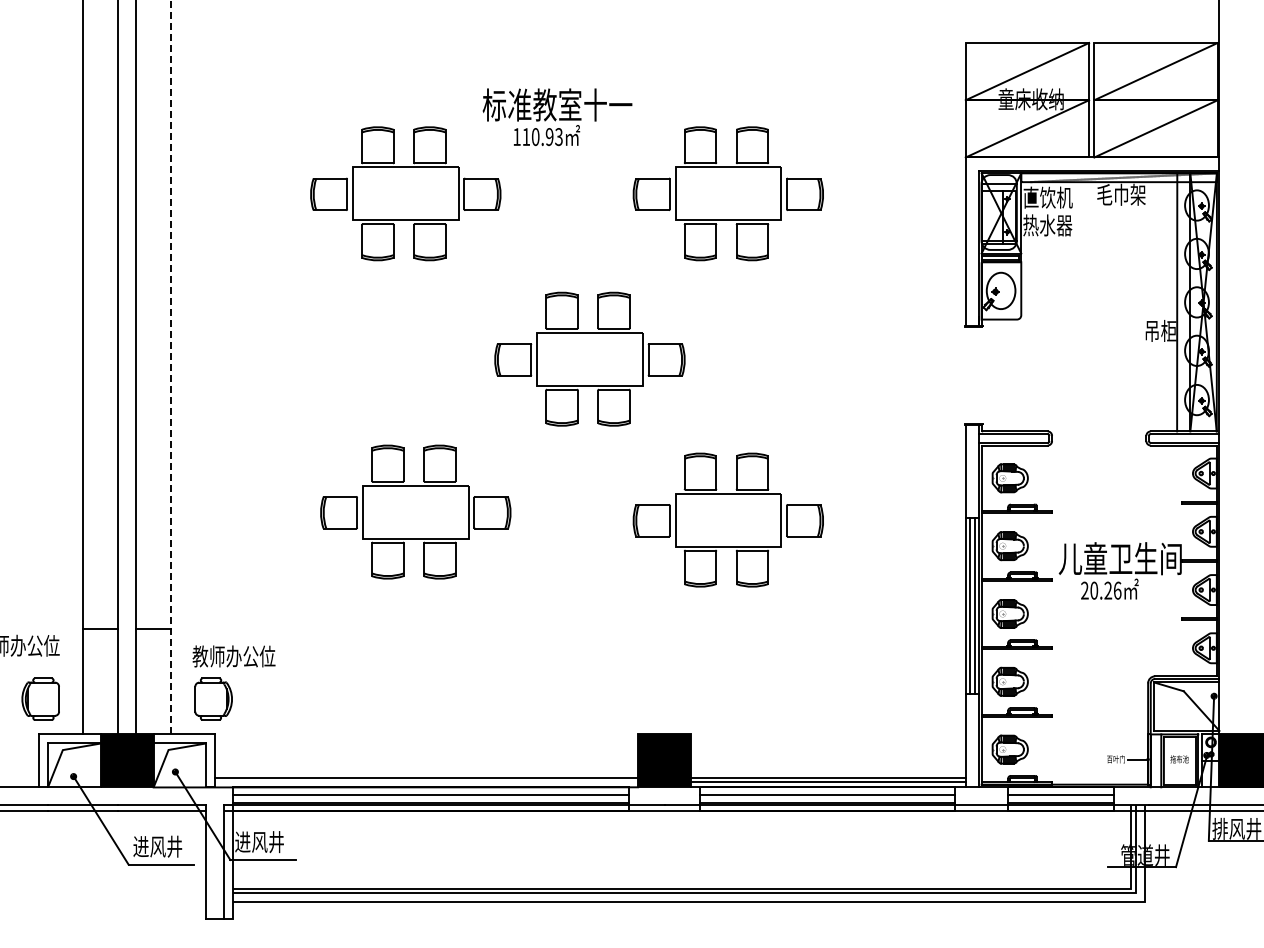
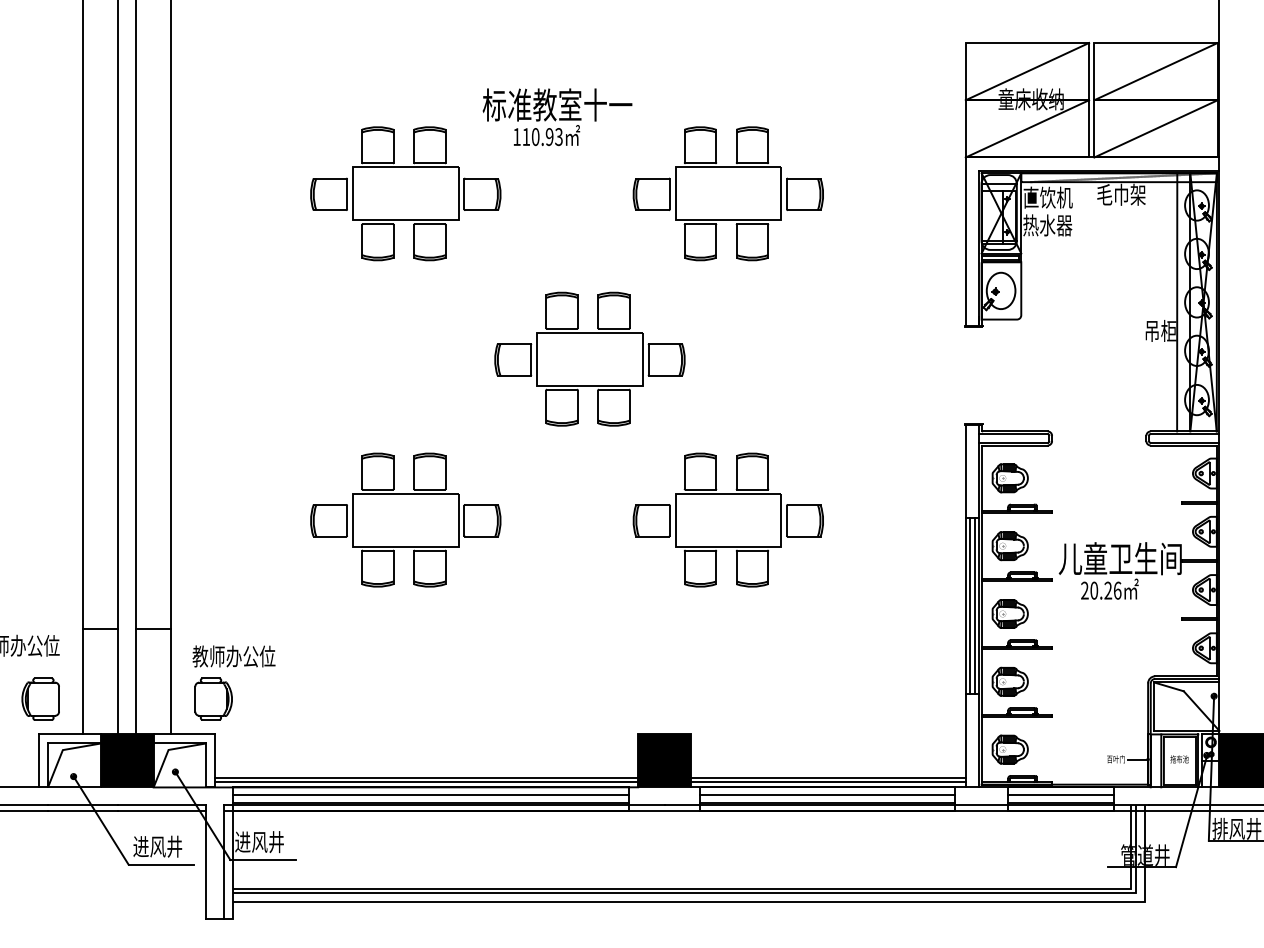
line: dashed -> solid (171, 366)
part position: (415, 511) -> (405, 519) (405, 519)
line: none -> present (426, 782)
